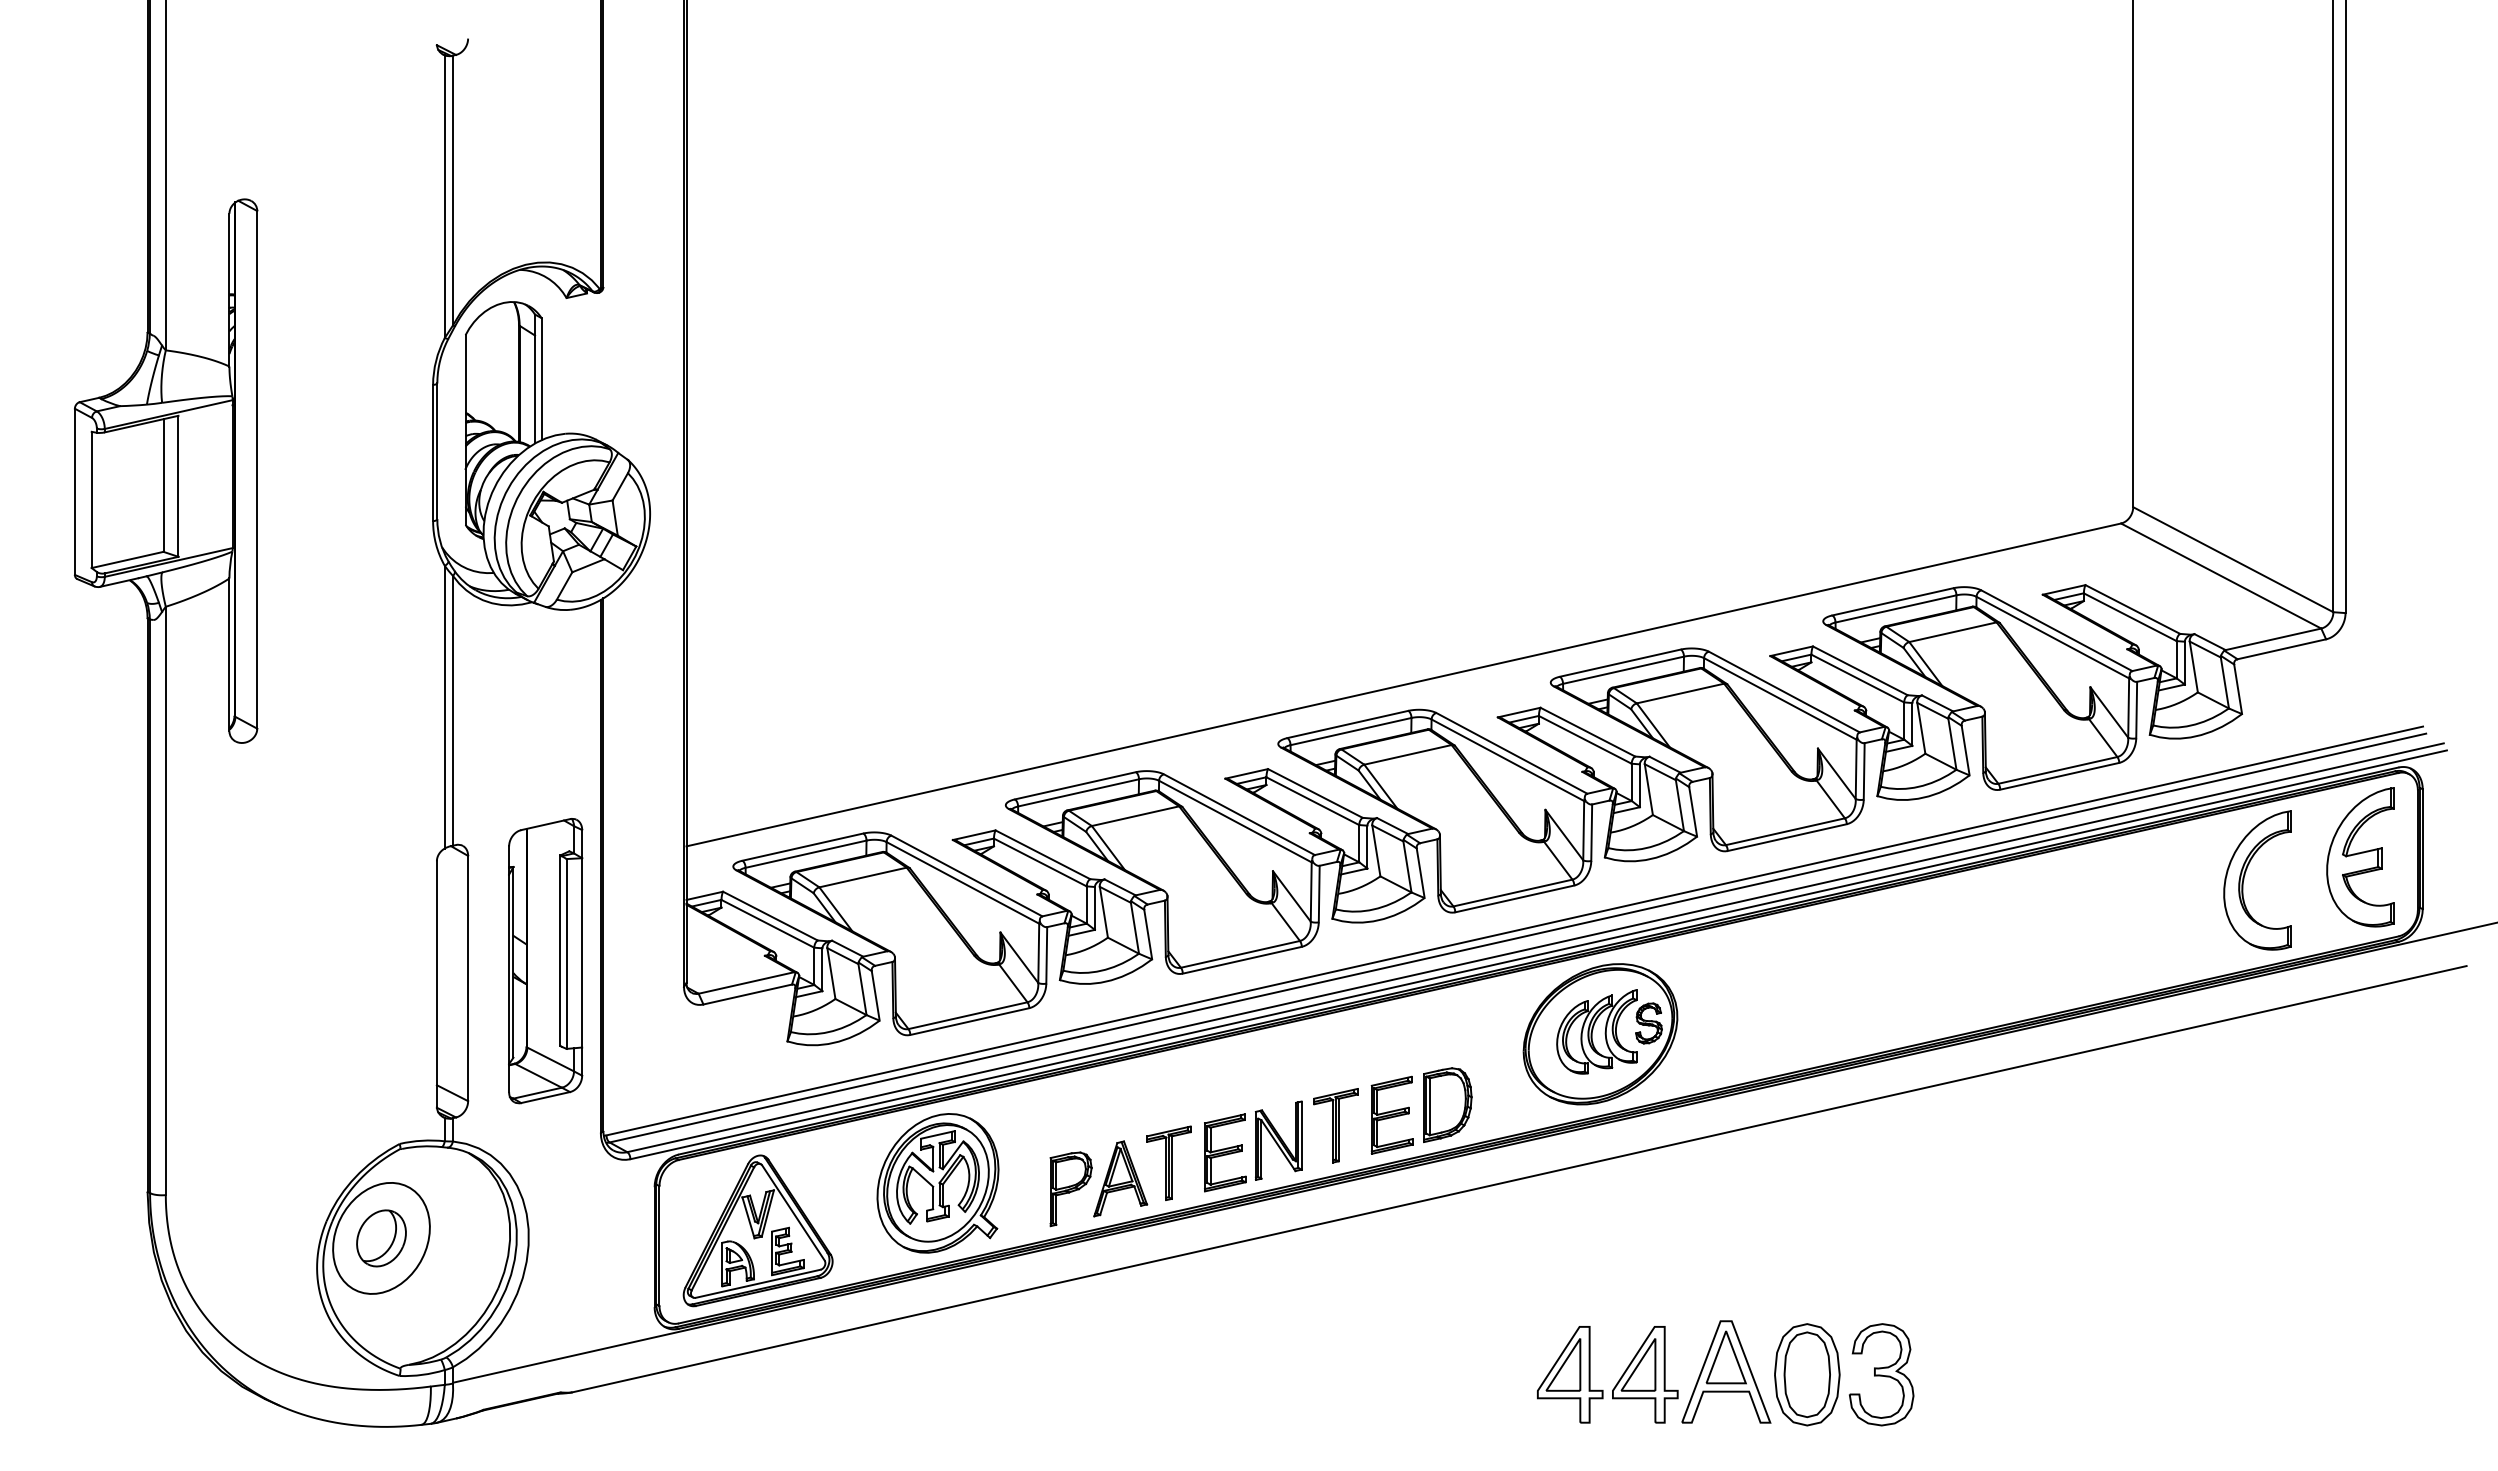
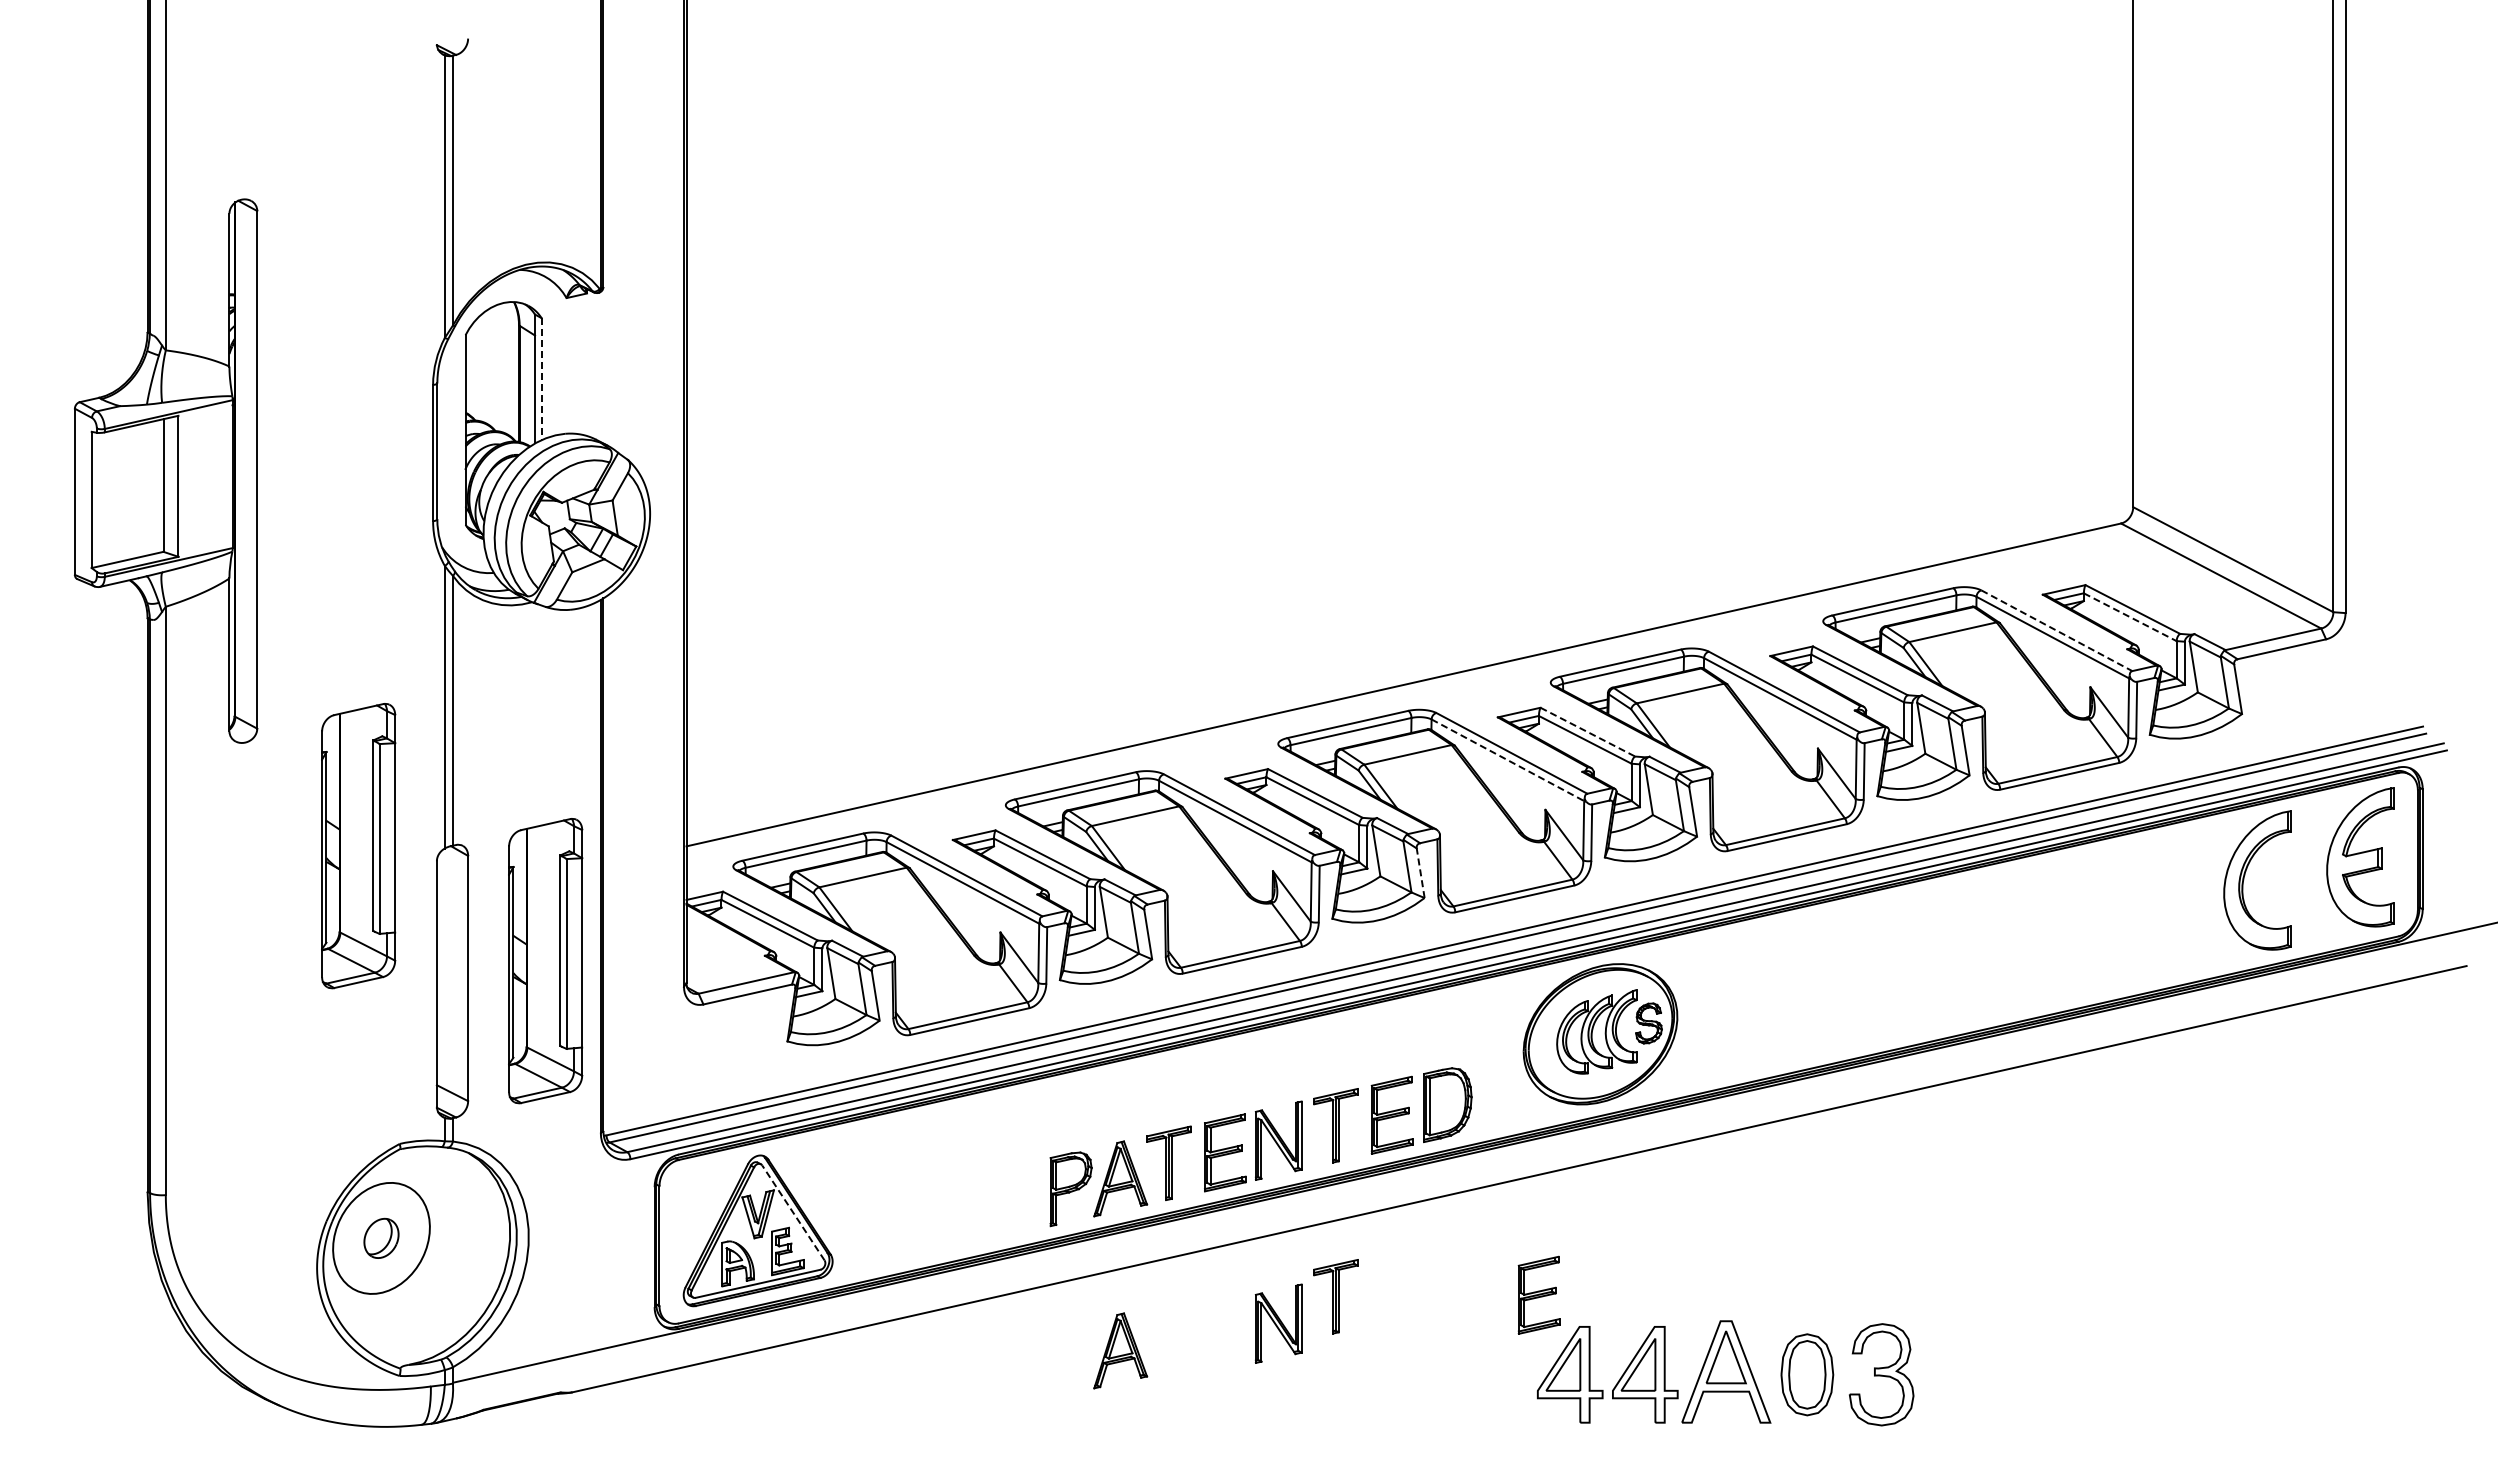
line: solid -> dashed (541, 379)
line: solid -> dashed (2130, 617)
line: solid -> dashed (2056, 630)
line: solid -> dashed (1588, 732)
line: solid -> dashed (1507, 760)
part: none -> present (358, 846)
line: solid -> dashed (1420, 872)
part: present -> none (937, 1183)
line: solid -> dashed (793, 1212)
part size: 51x59 px -> 37x42 px (381, 1237)
part: none -> present (1538, 1294)
part: none -> present (1335, 1296)
part: none -> present (1278, 1323)
part: none -> present (1120, 1350)
part size: 67x104 px -> 55x84 px (1807, 1374)
